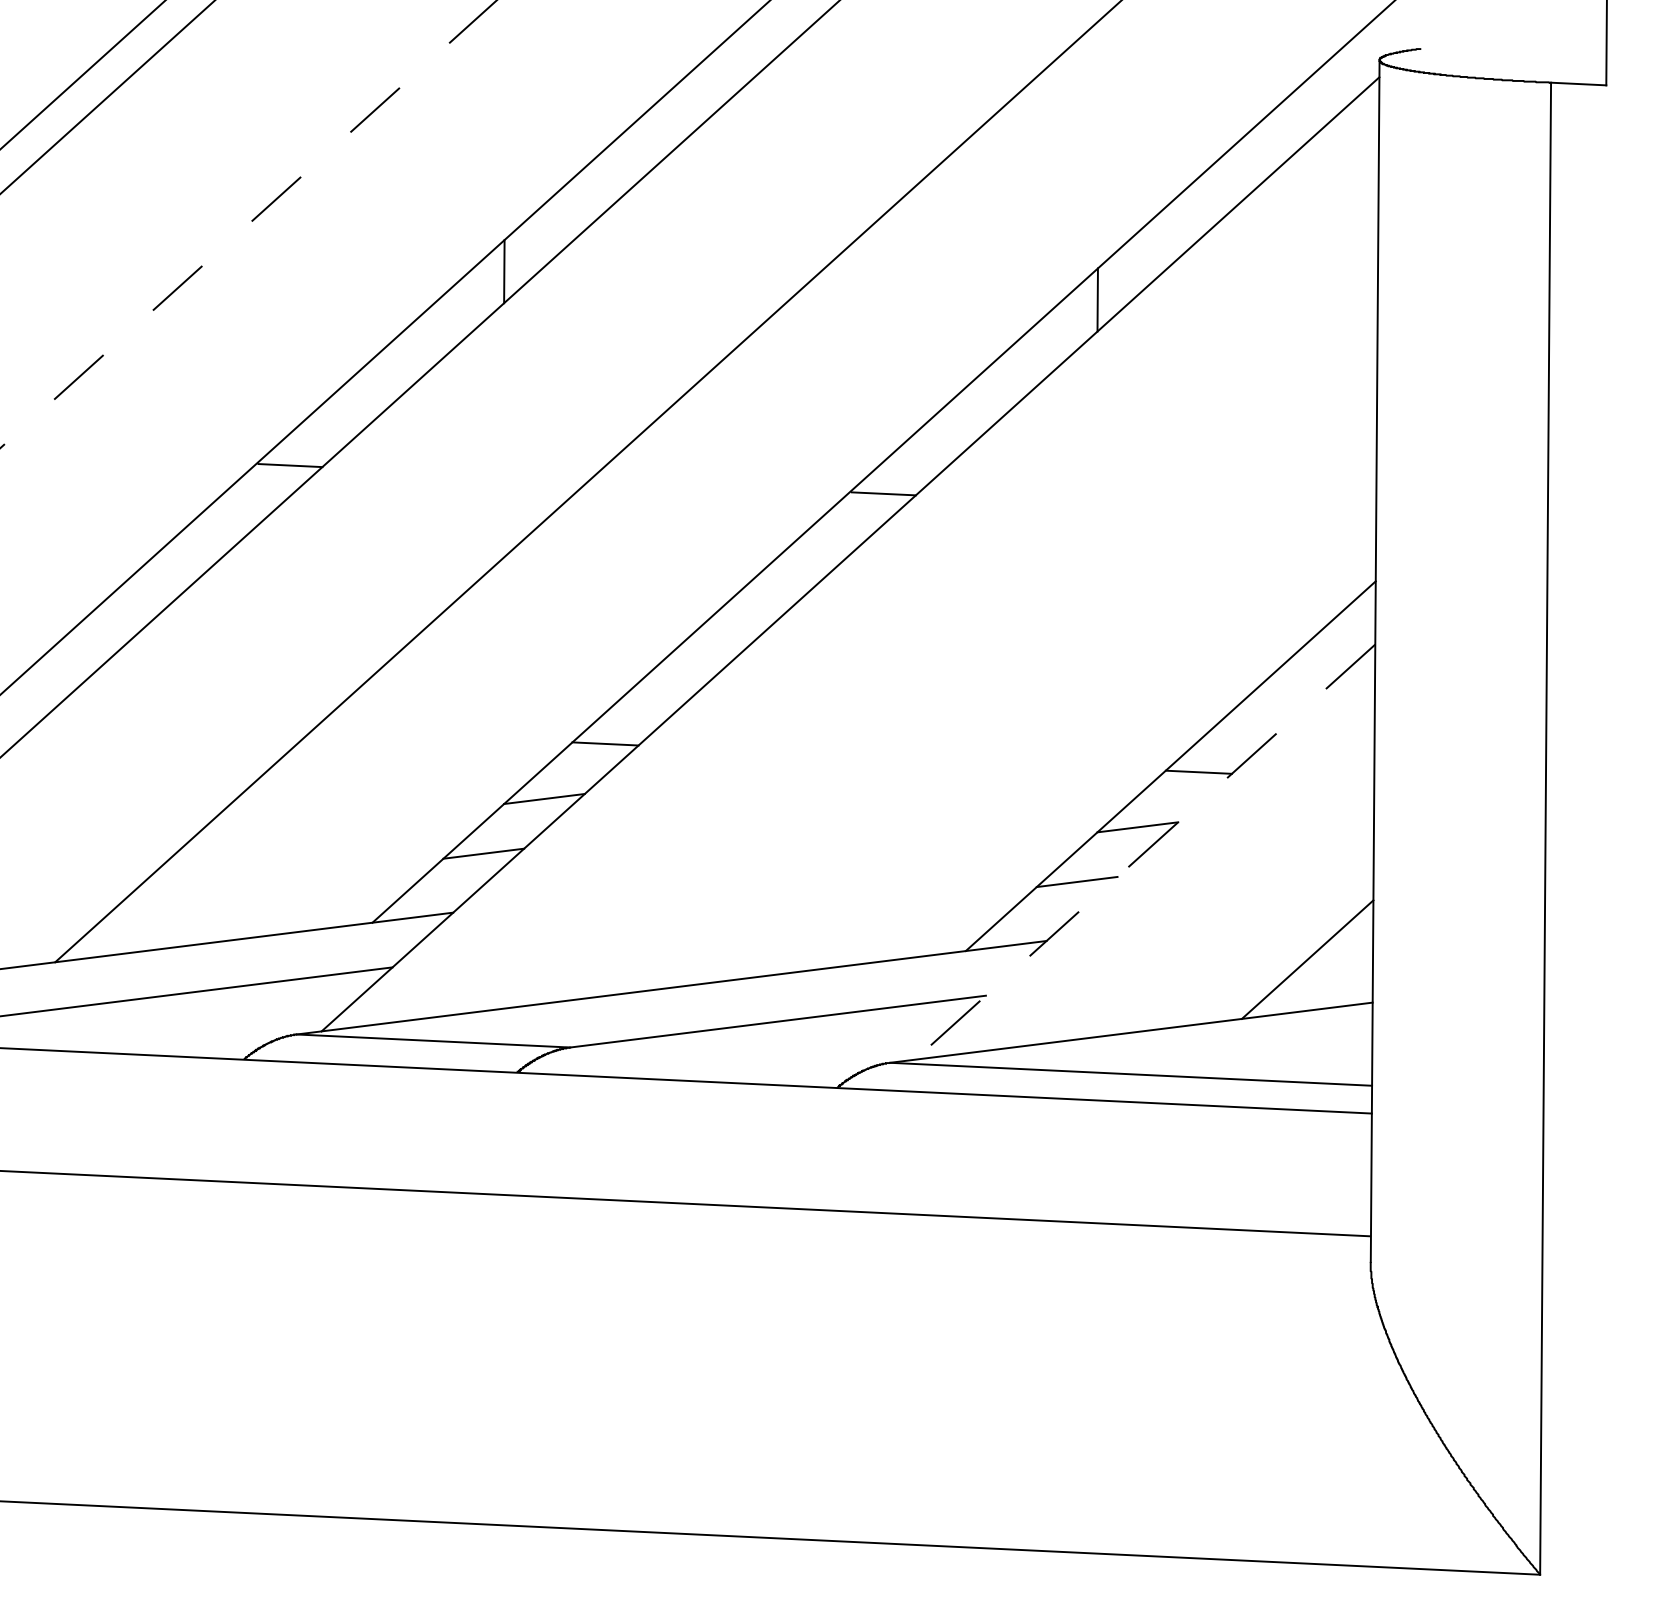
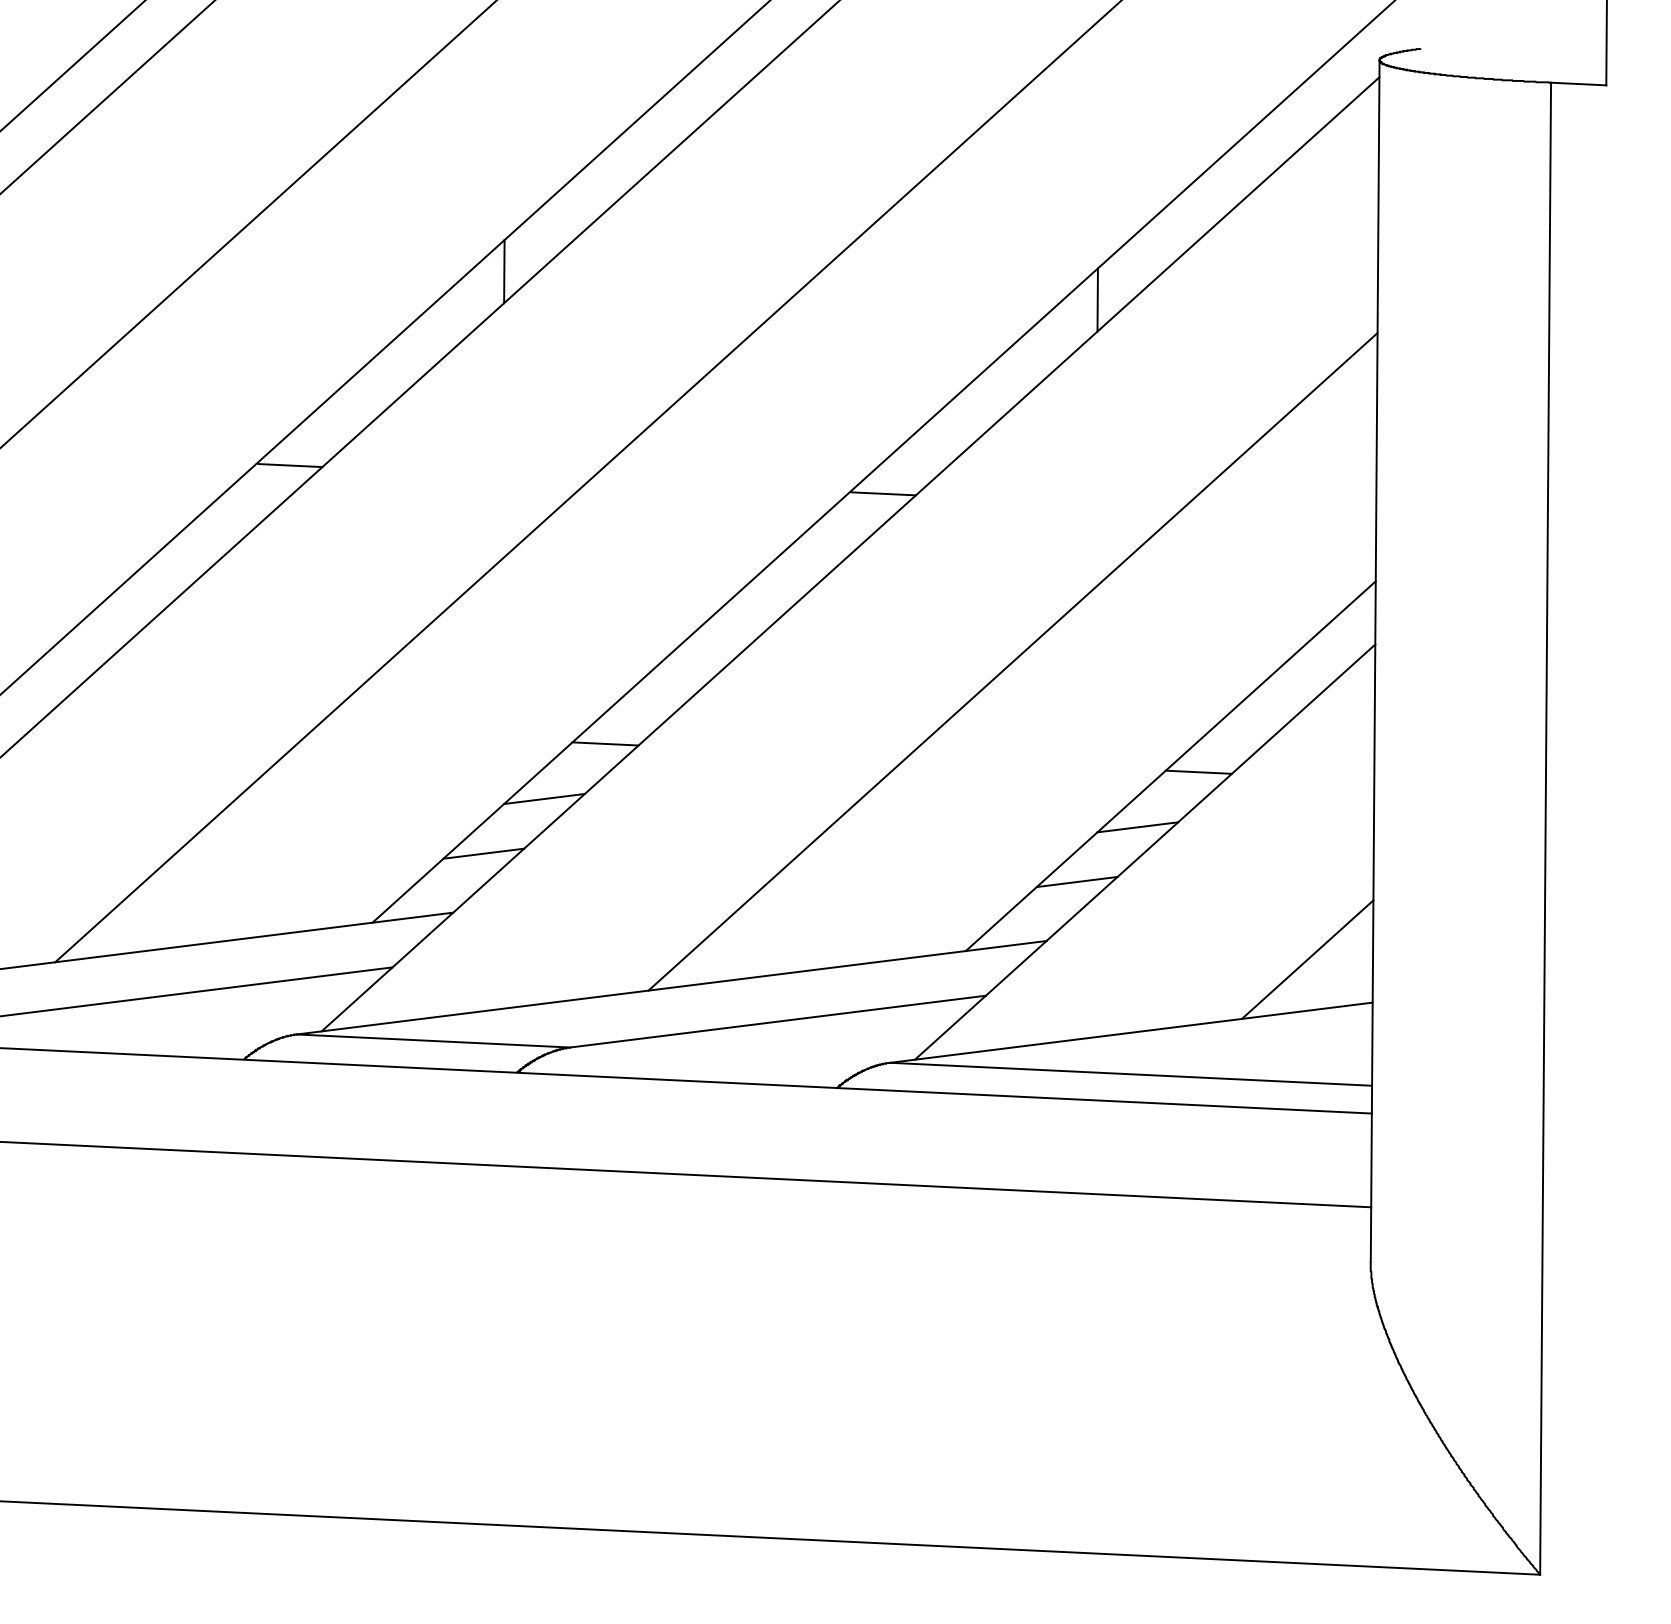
line position: (82, 74) -> (72, 65) (72, 65)
line: dashed -> solid (248, 224)
line: none -> present (1012, 661)
line: dashed -> solid (1145, 852)
line position: (686, 1203) -> (686, 1174) (686, 1174)
